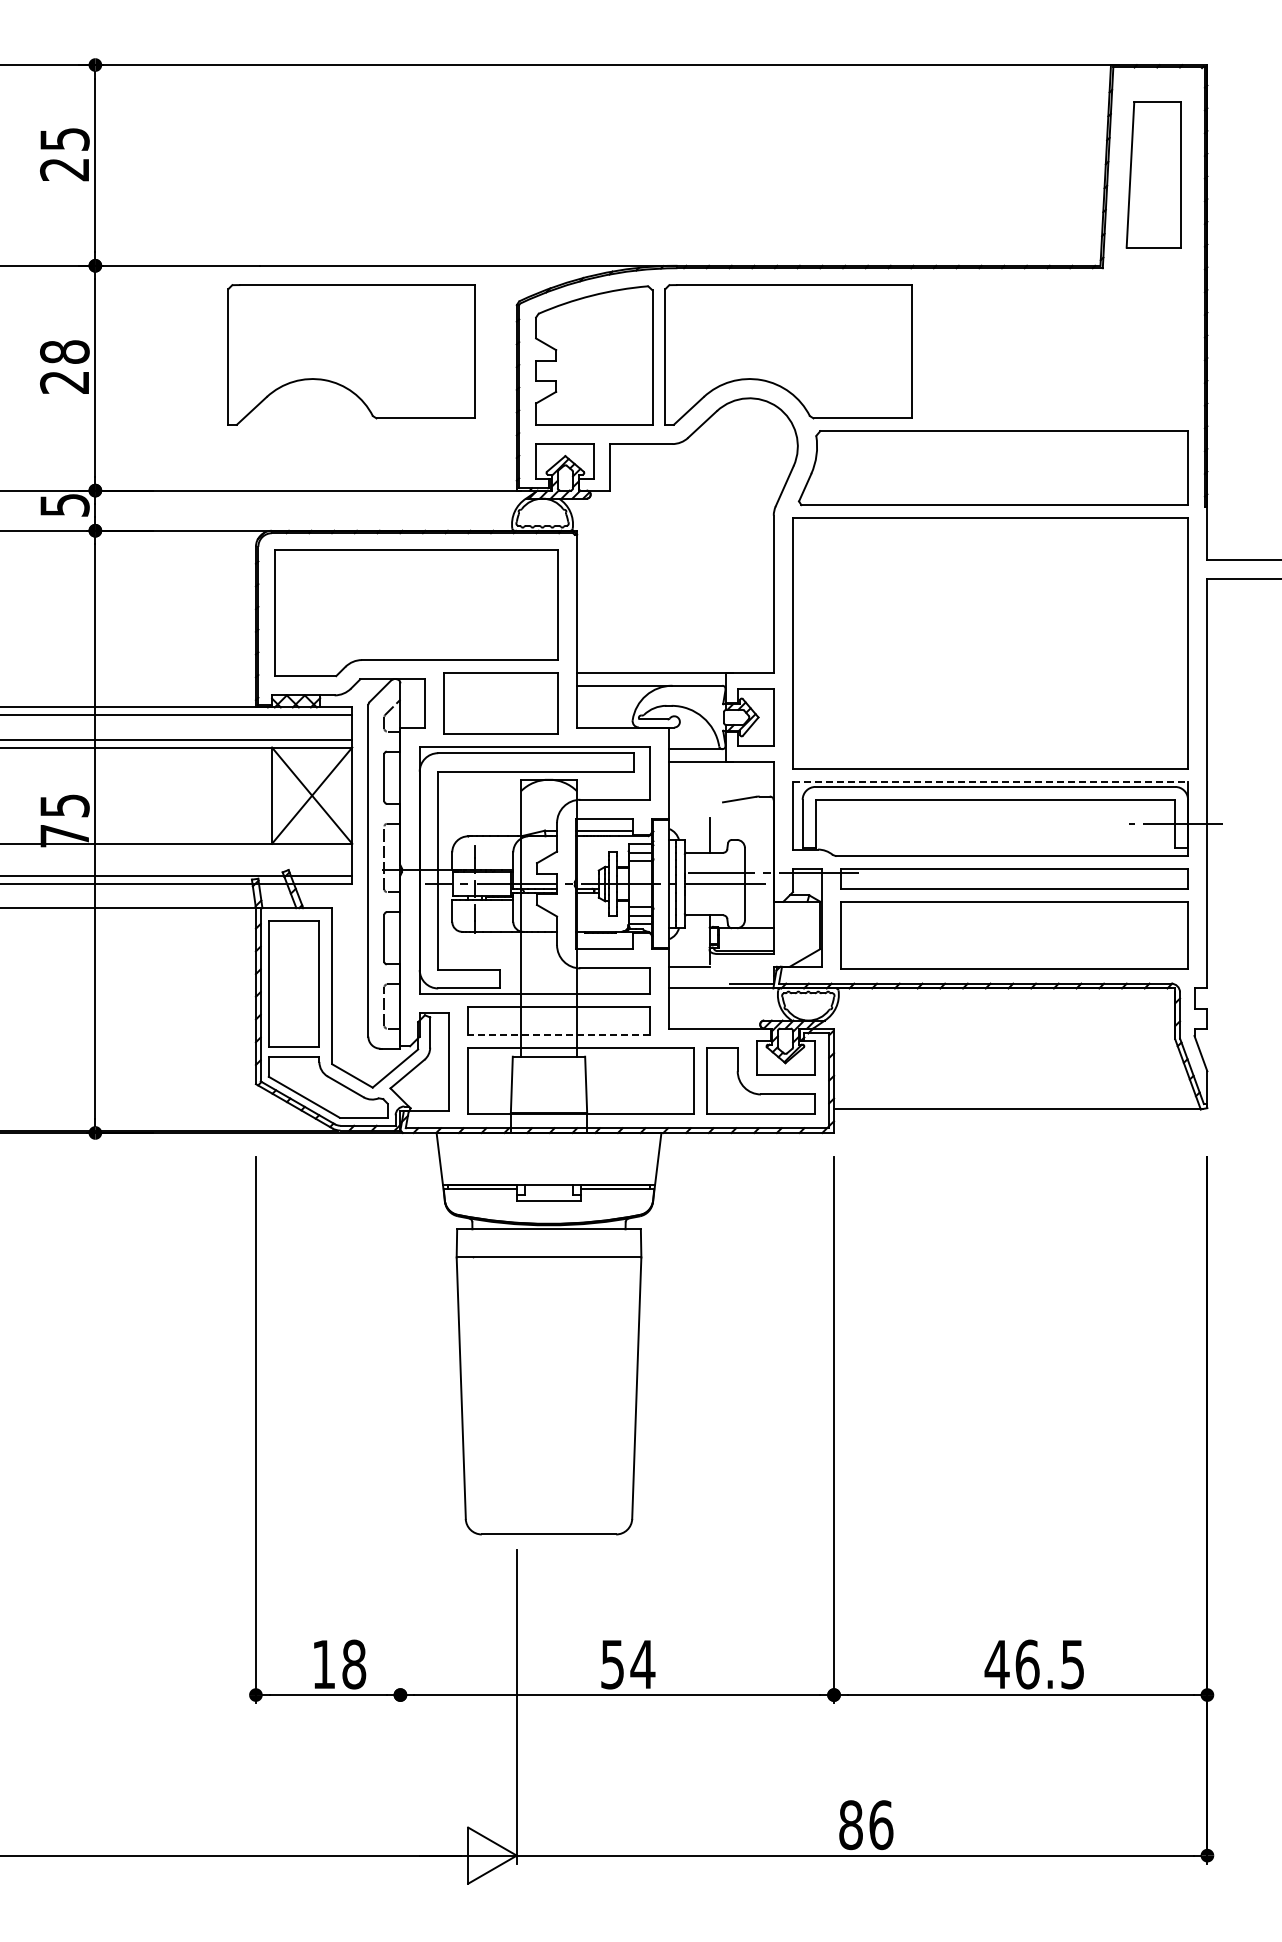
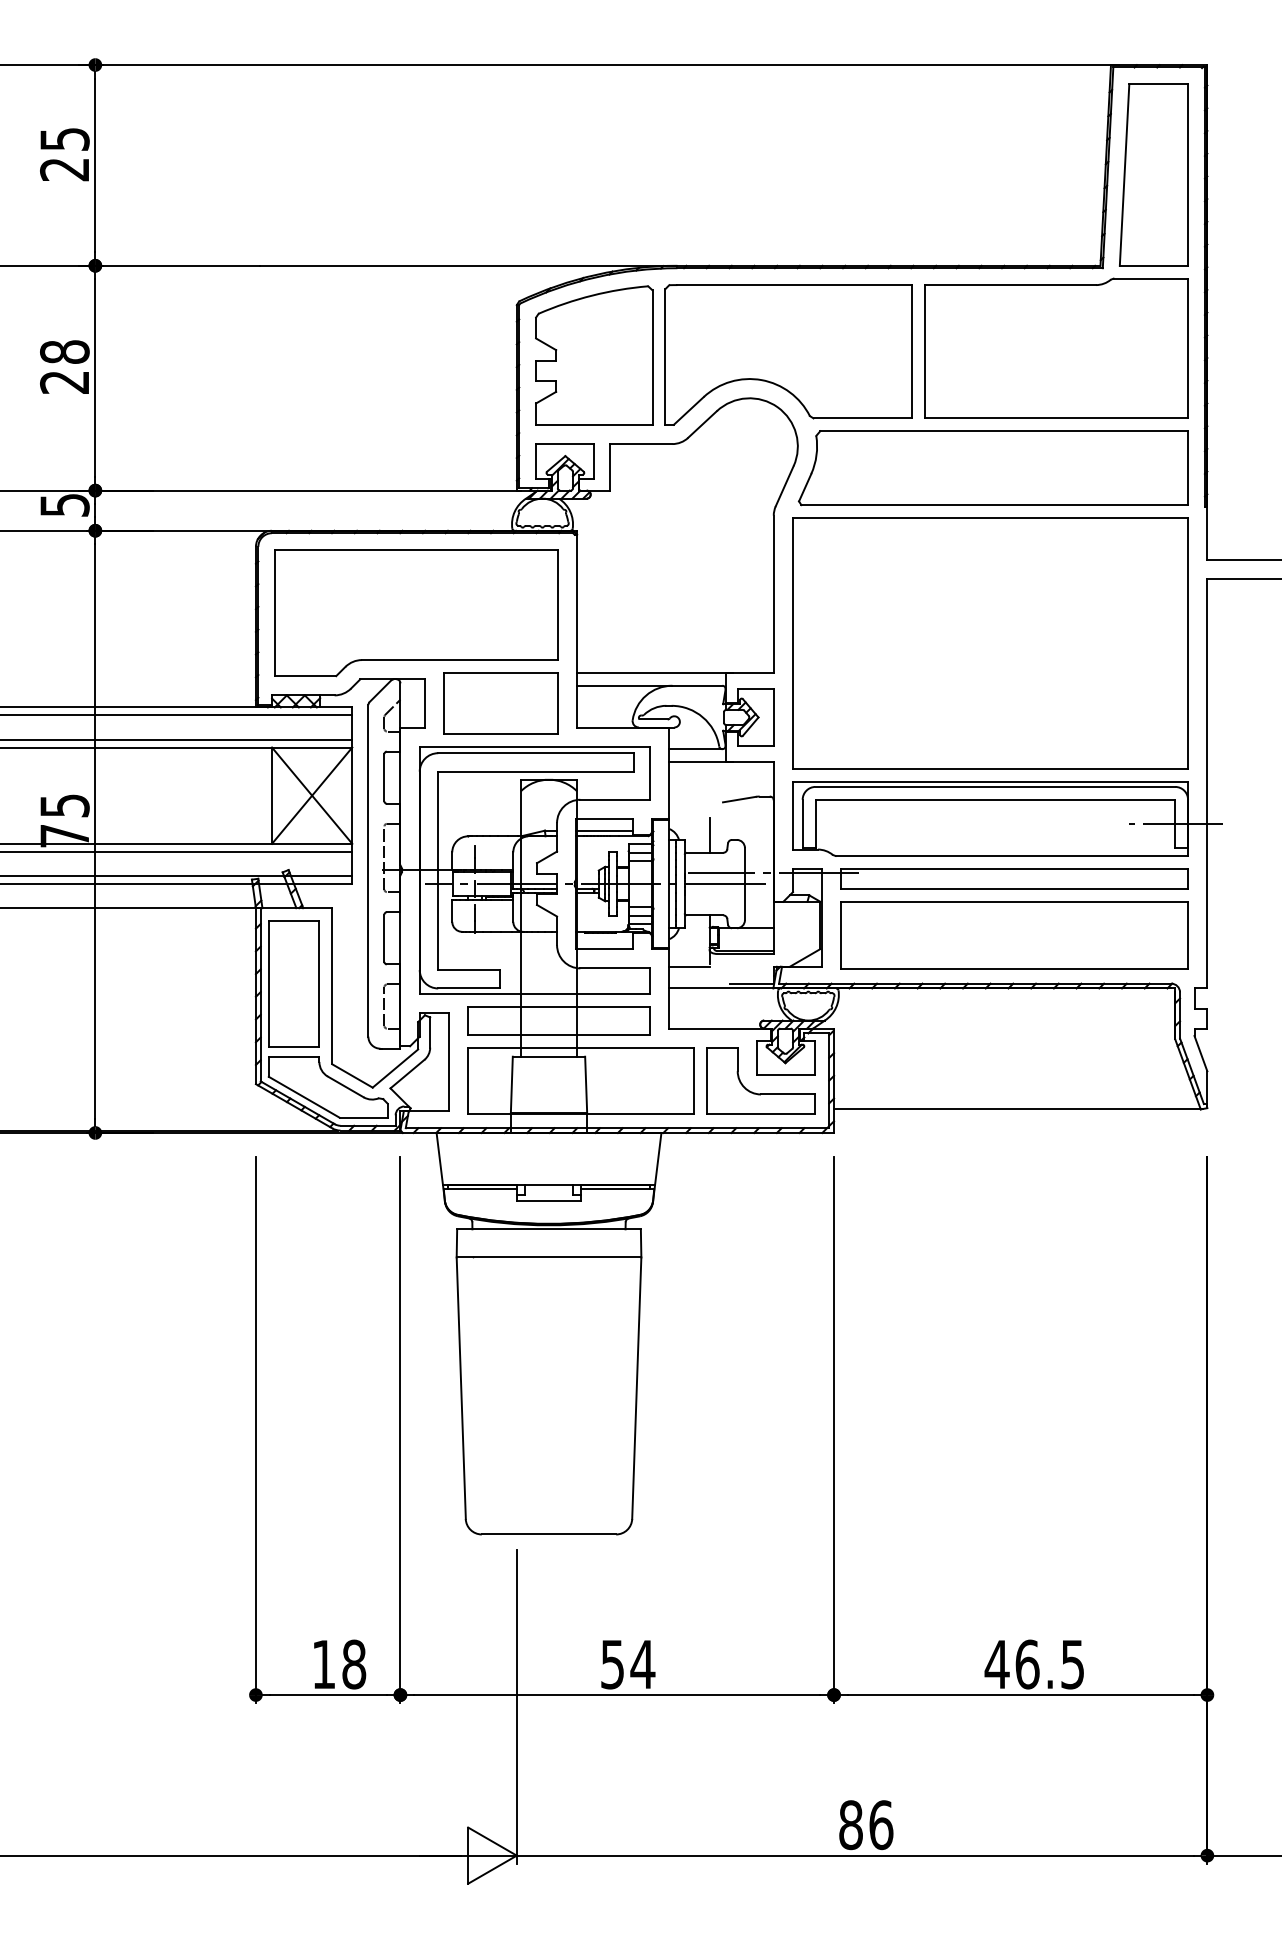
part size: 57x148 px -> 70x184 px (1153, 174)
part: none -> present (1056, 347)
part: present -> none (351, 354)
line: dashed -> solid (990, 782)
line: none -> present (177, 851)
line: dashed -> solid (558, 1035)
line: none -> present (400, 1430)
line: none -> present (1242, 1855)
